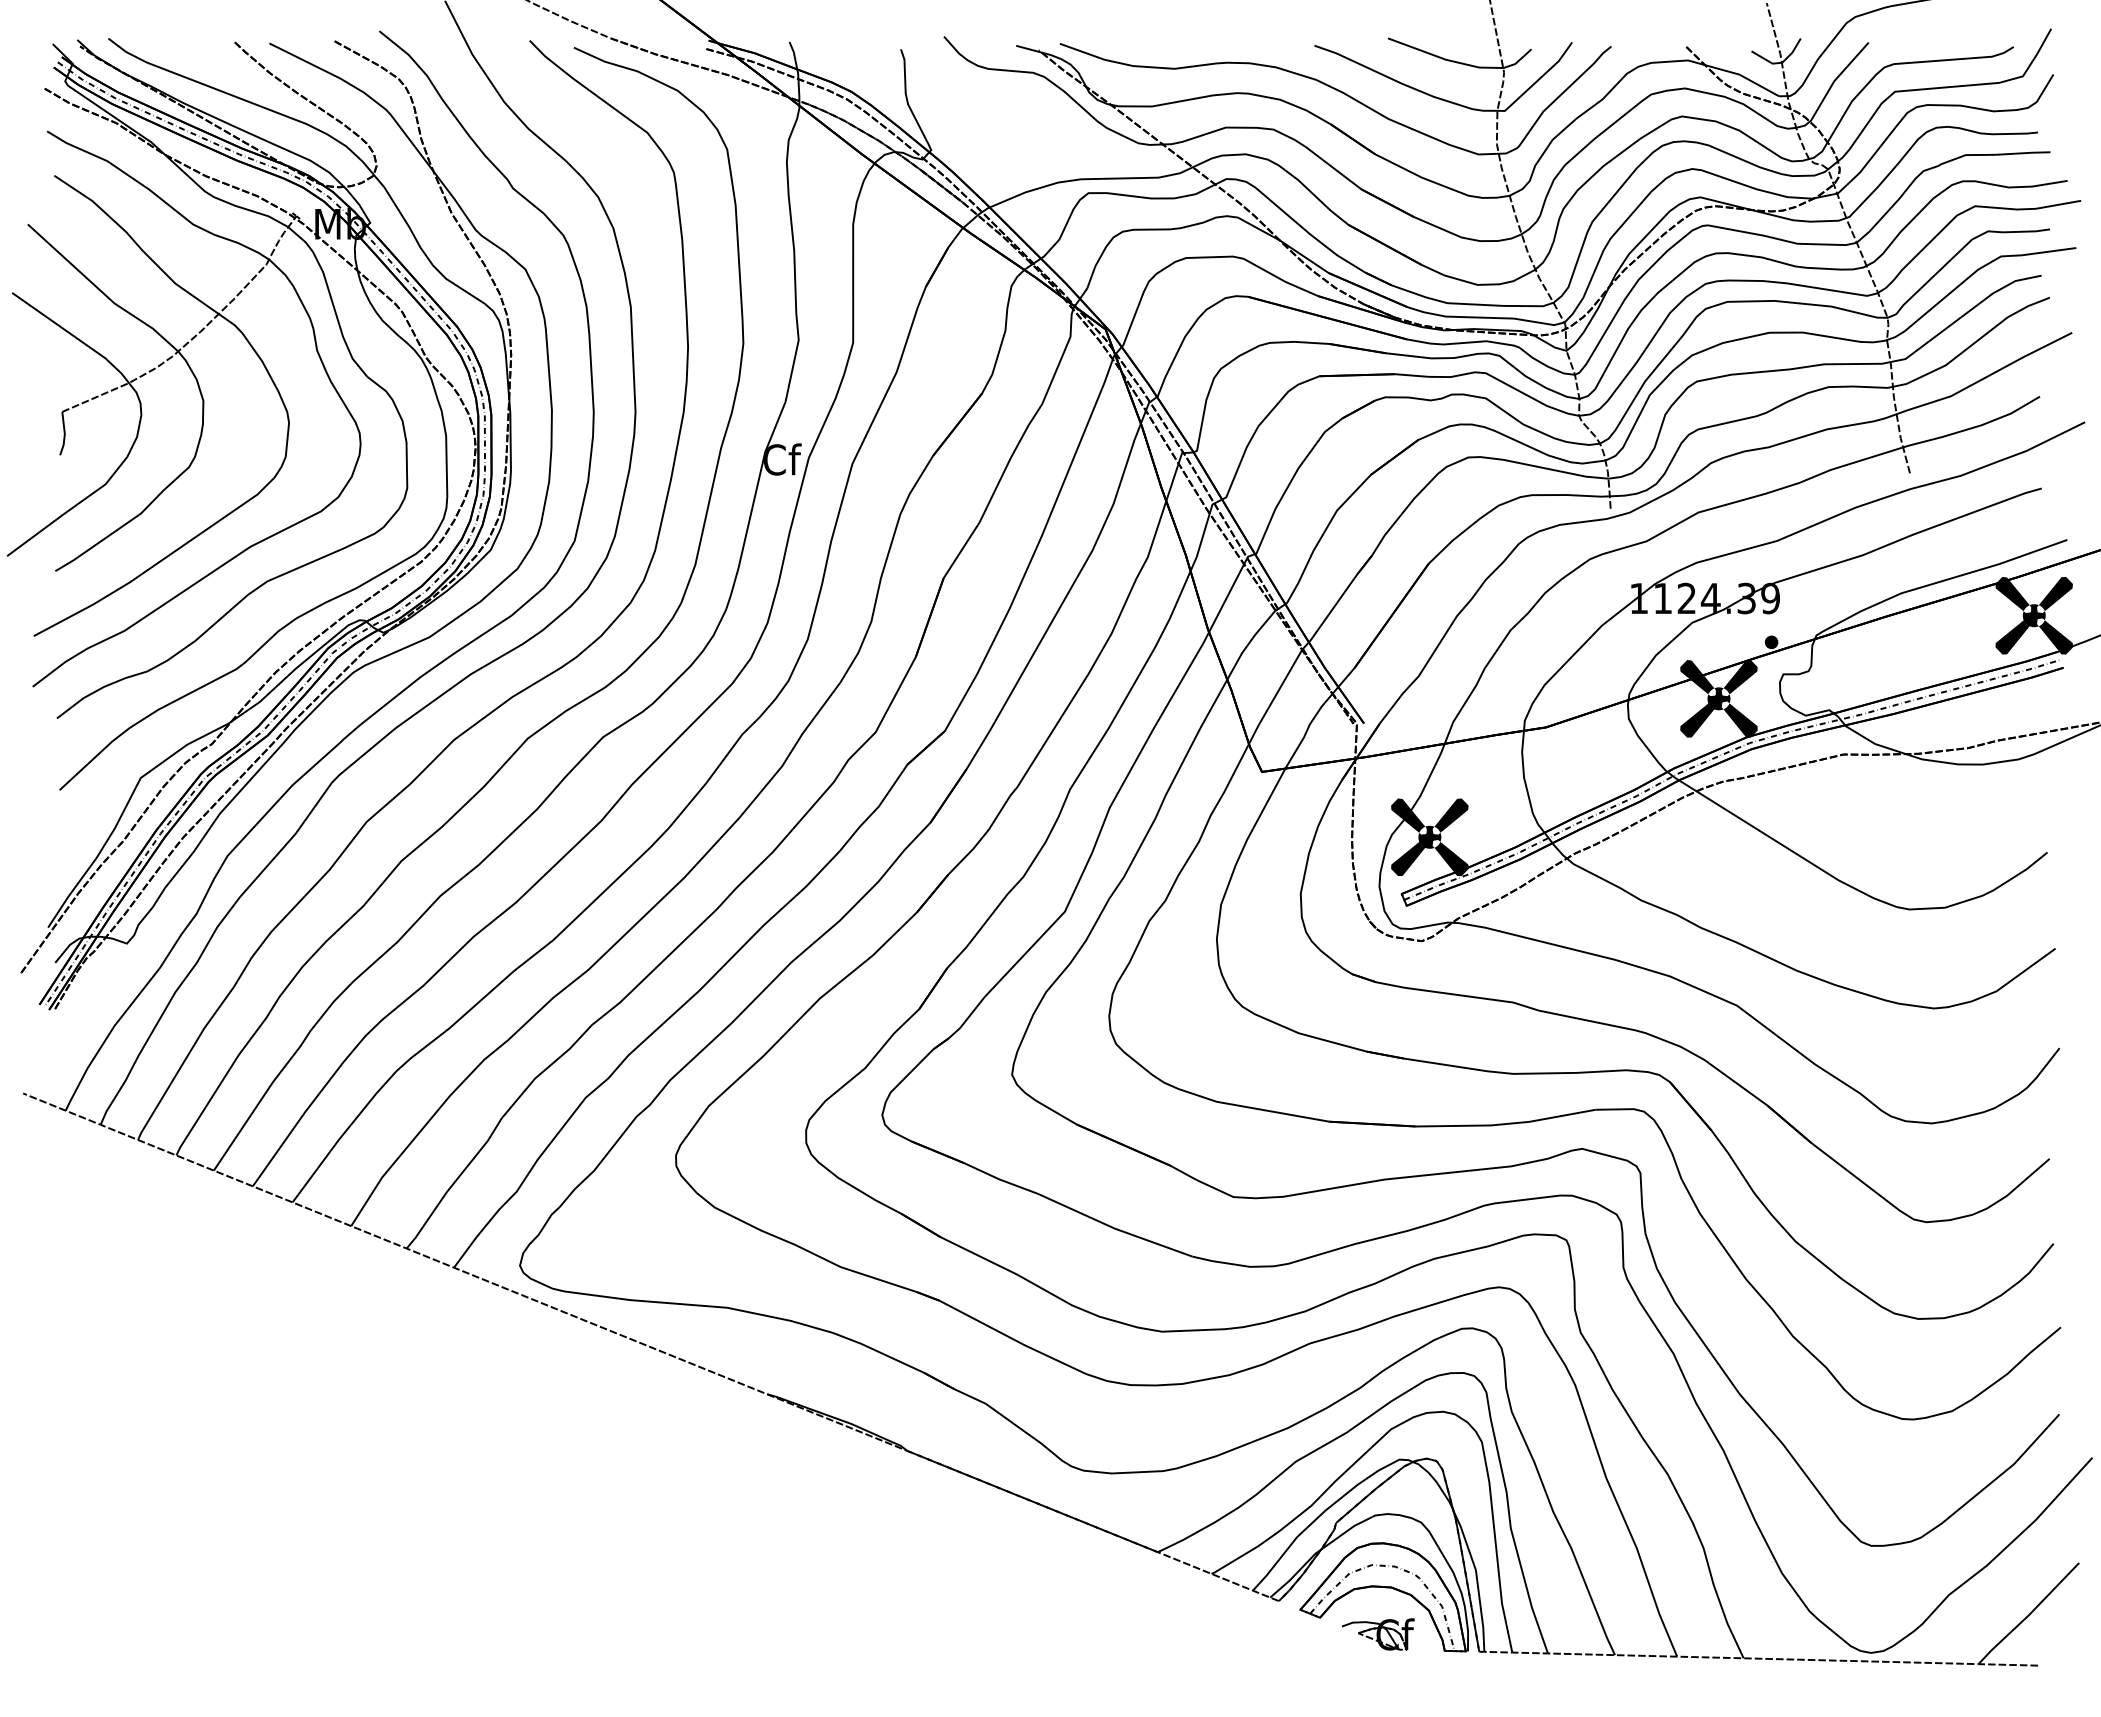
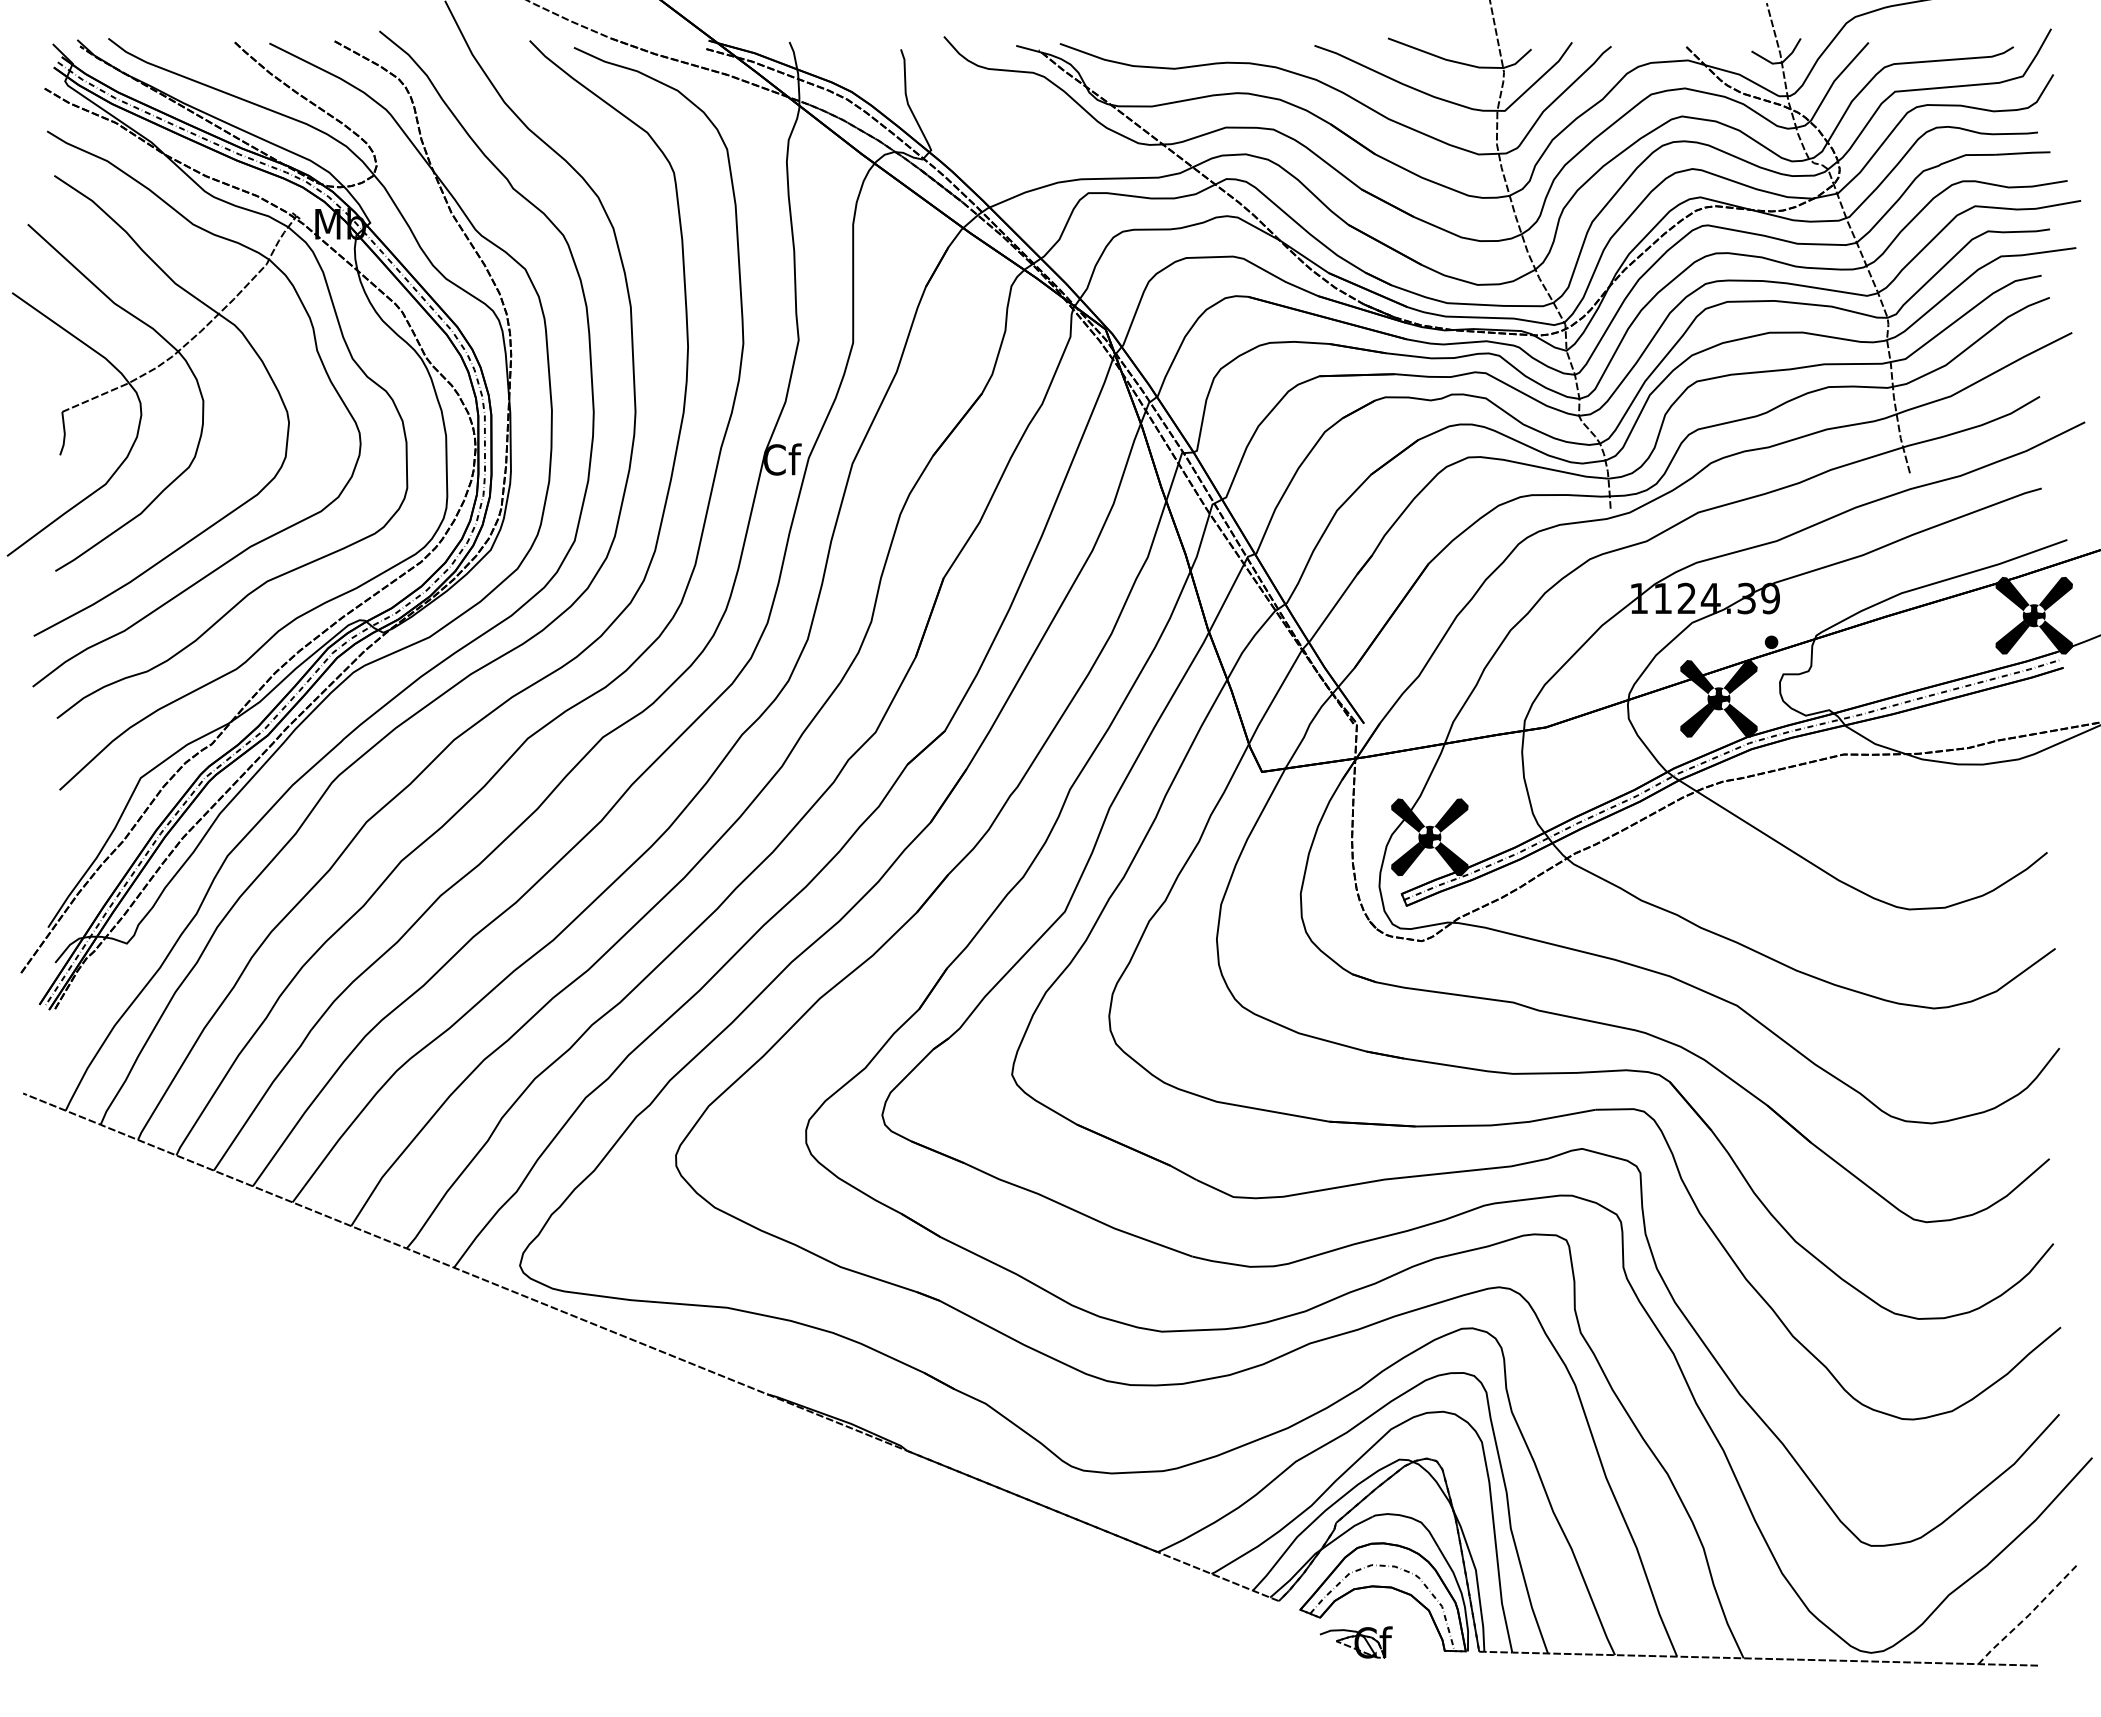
line: solid -> dashed (2029, 1615)
part position: (1378, 1634) -> (1356, 1642) (1356, 1642)
